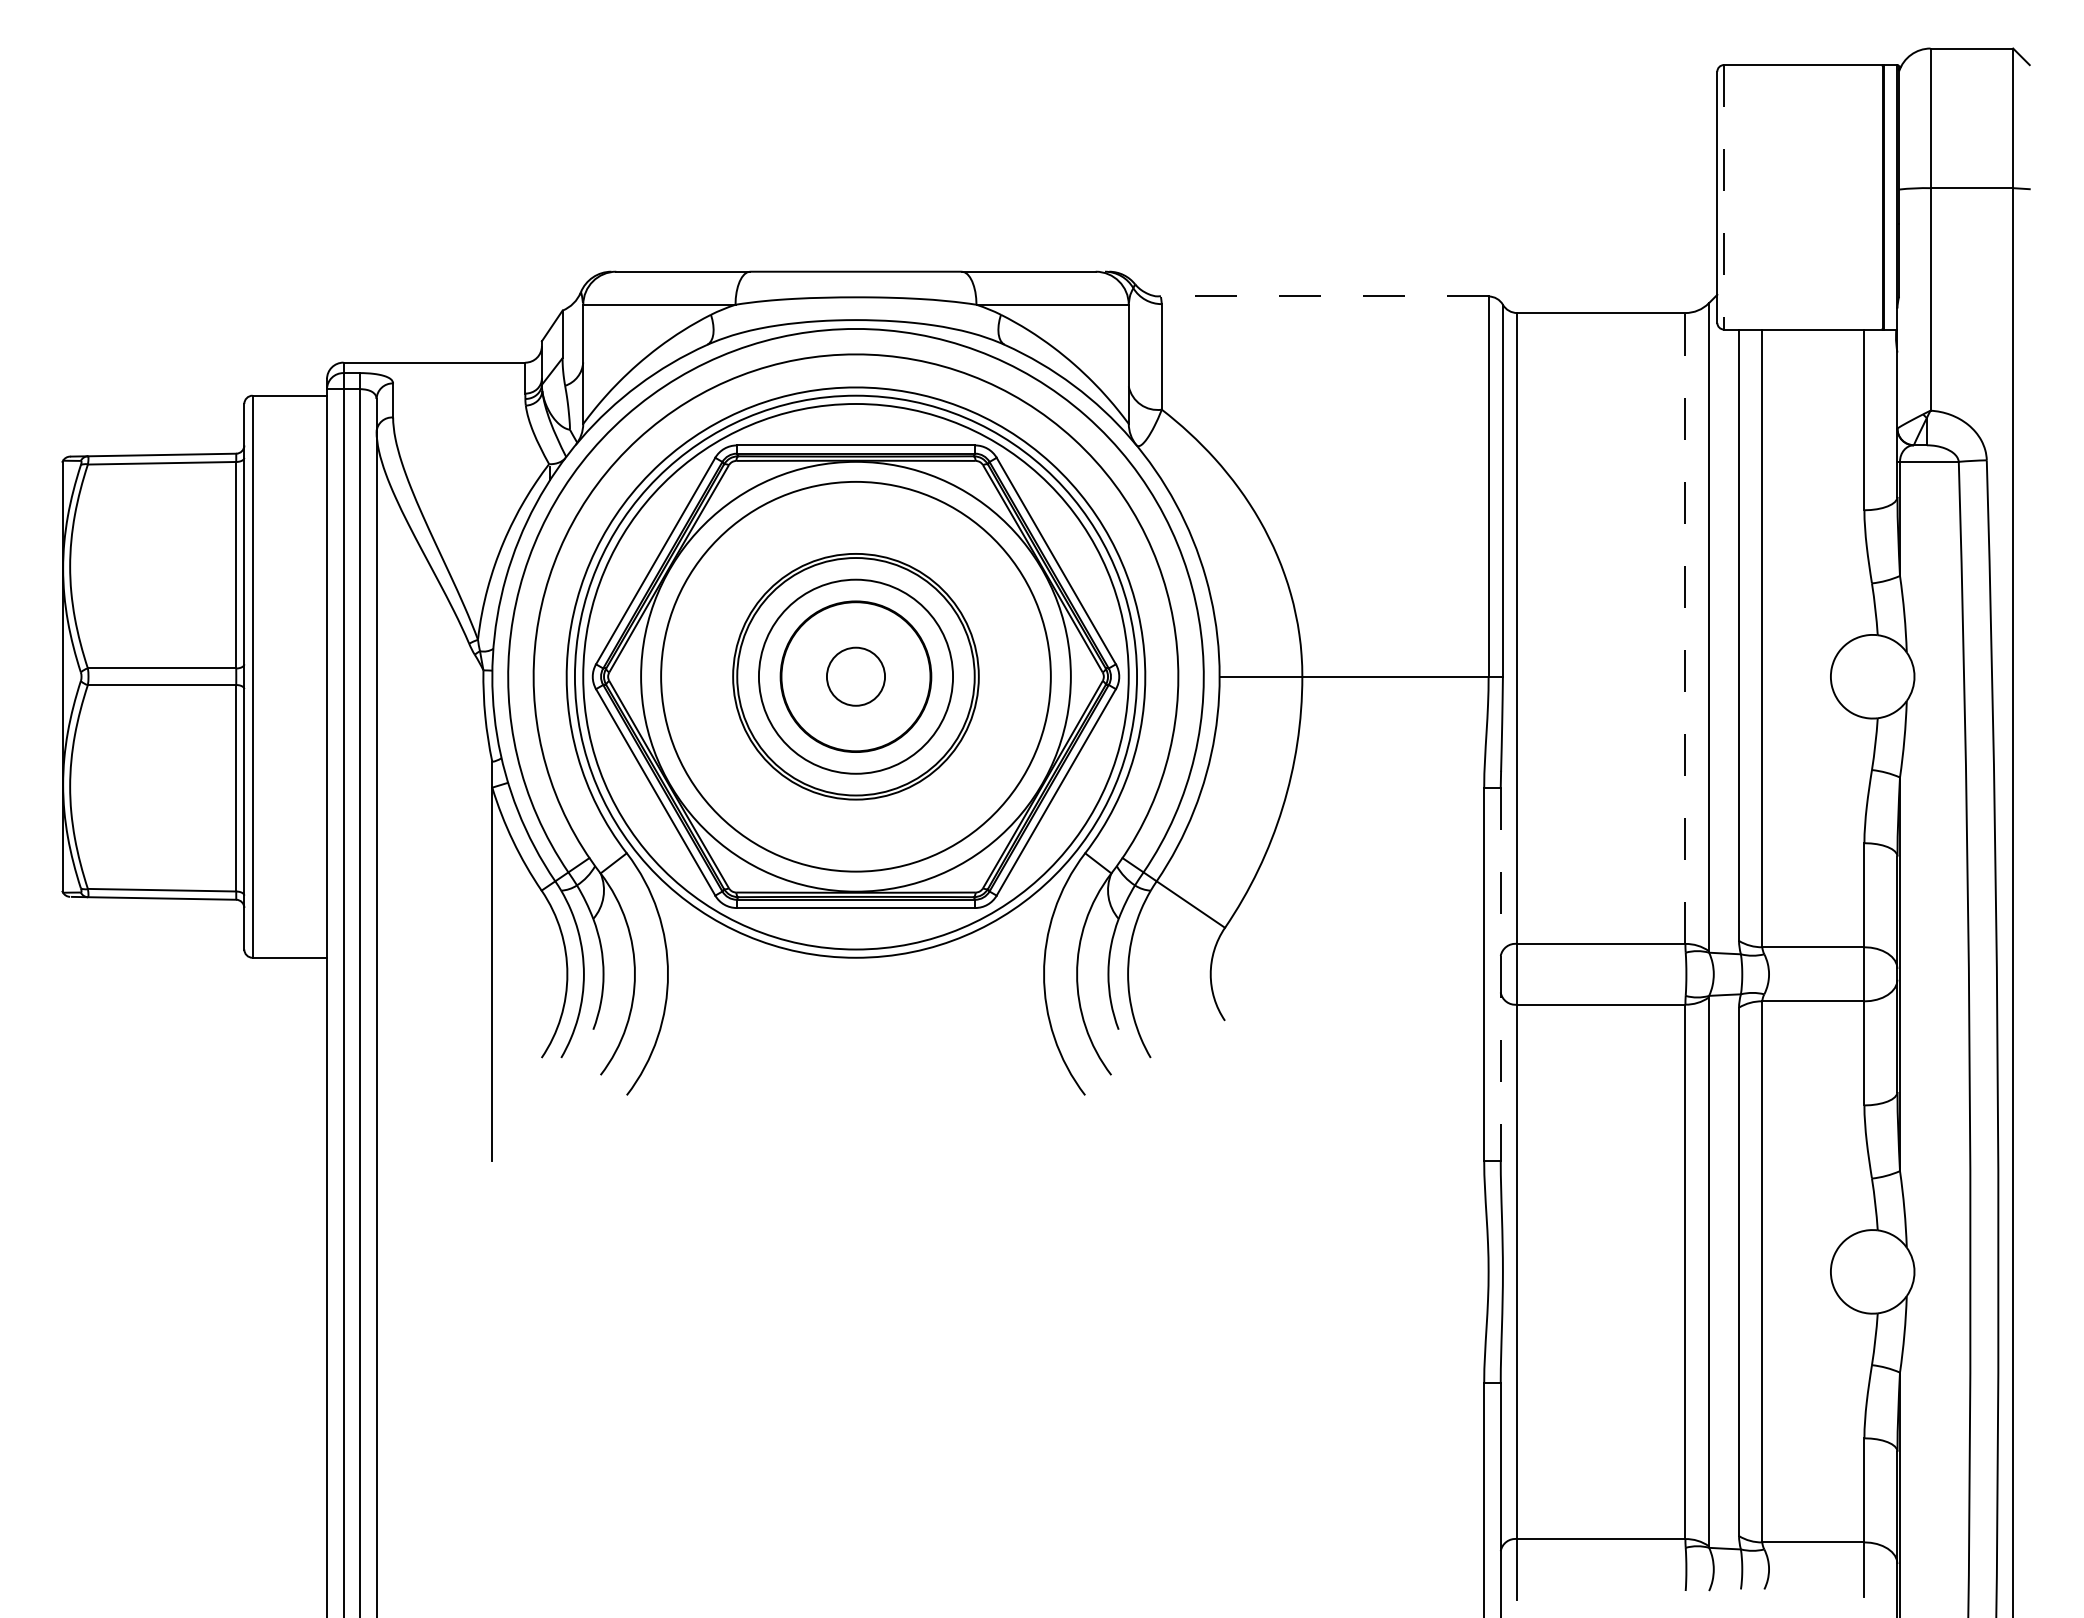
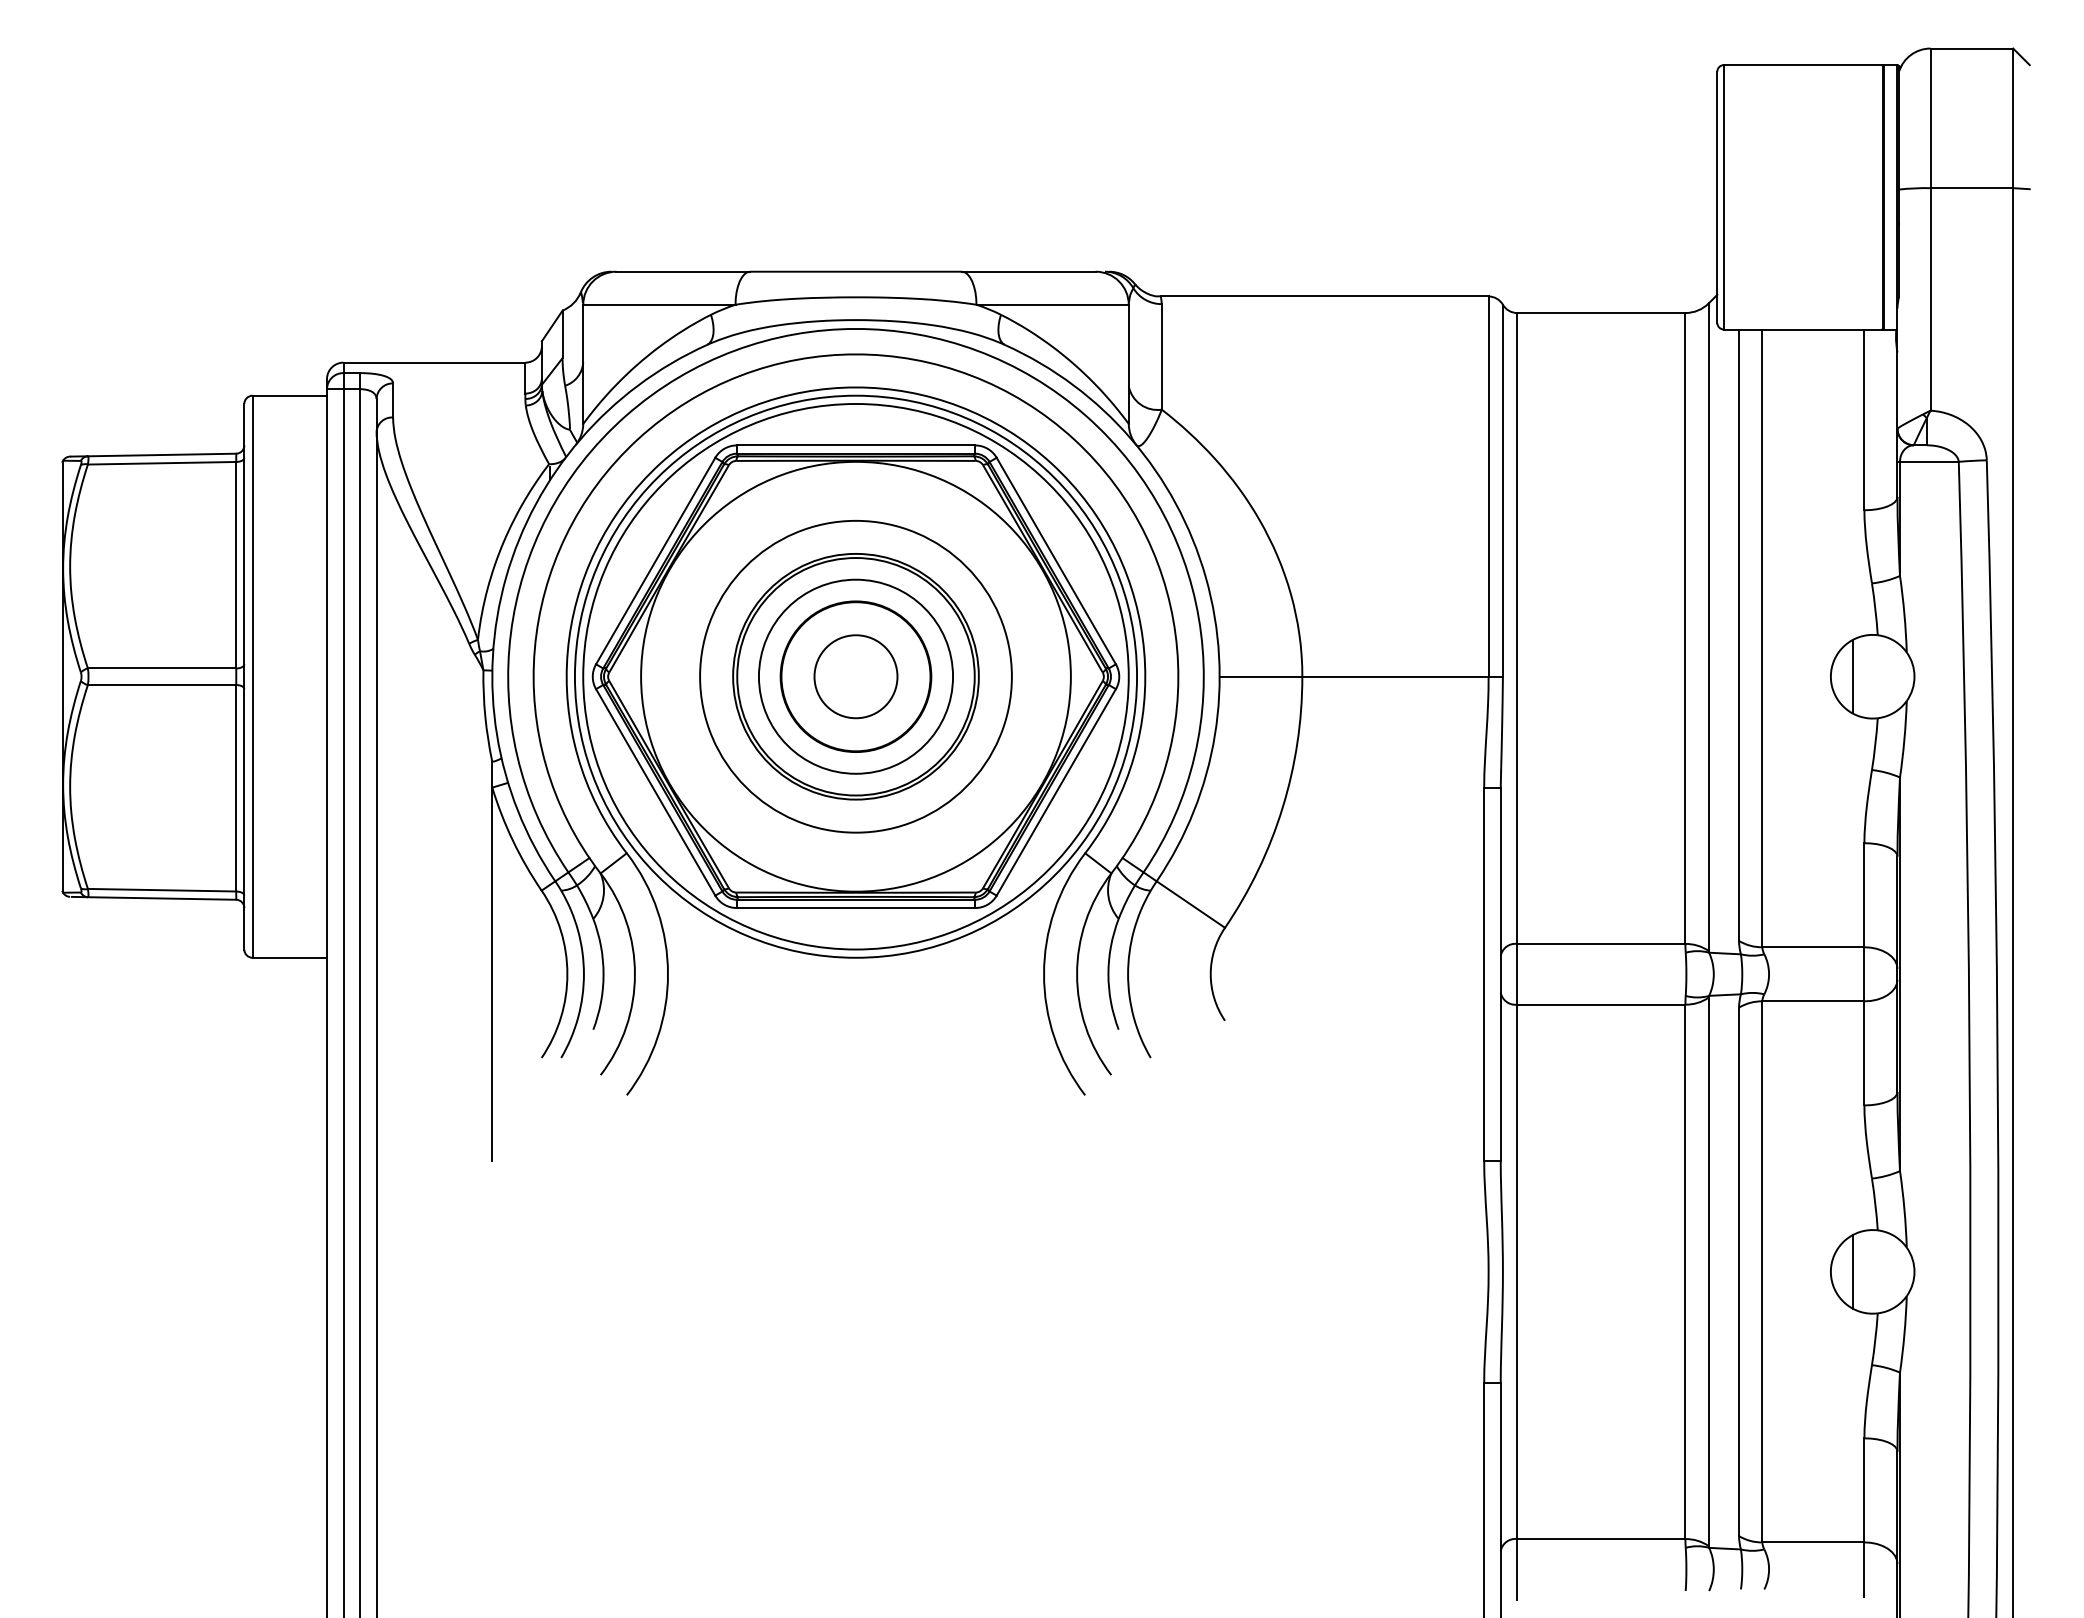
line: dashed -> solid (1723, 197)
line: dashed -> solid (1324, 296)
line: dashed -> solid (1685, 627)
circle diameter: 390 px -> 312 px (855, 676)
circle diameter: 58 px -> 83 px (855, 676)
line: none -> present (1852, 676)
line: dashed -> solid (1500, 974)
line: none -> present (1852, 1271)
